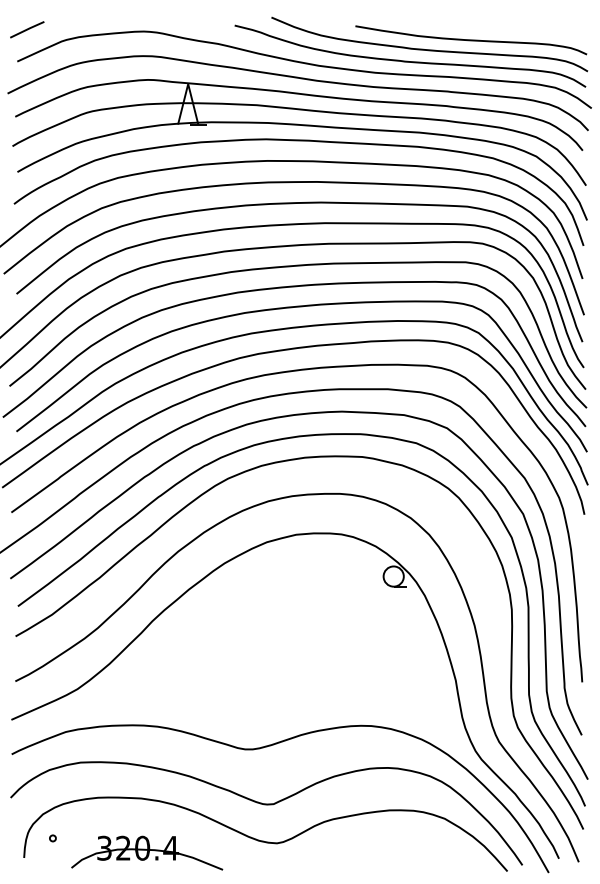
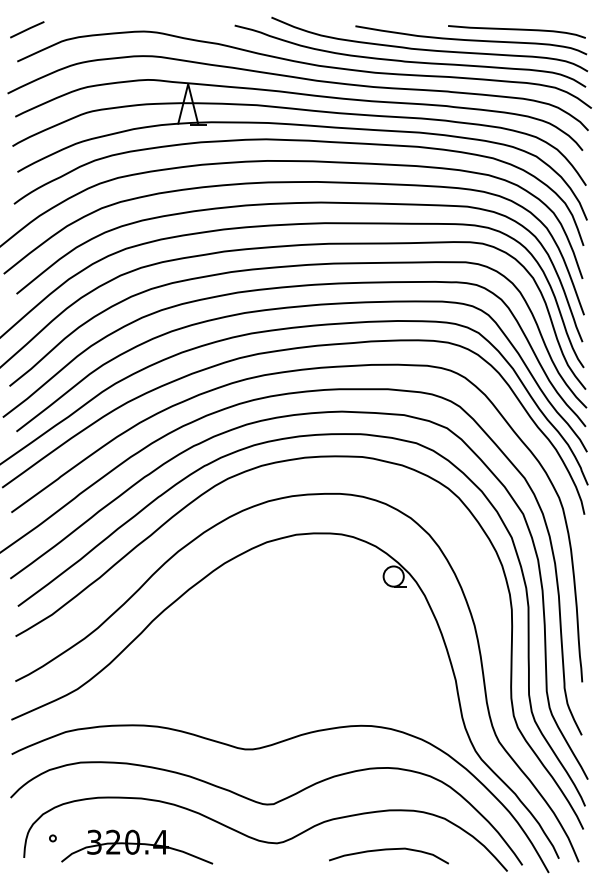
curve: none -> present (516, 30)
curve: none -> present (388, 850)
part position: (147, 852) -> (137, 846) (137, 846)
